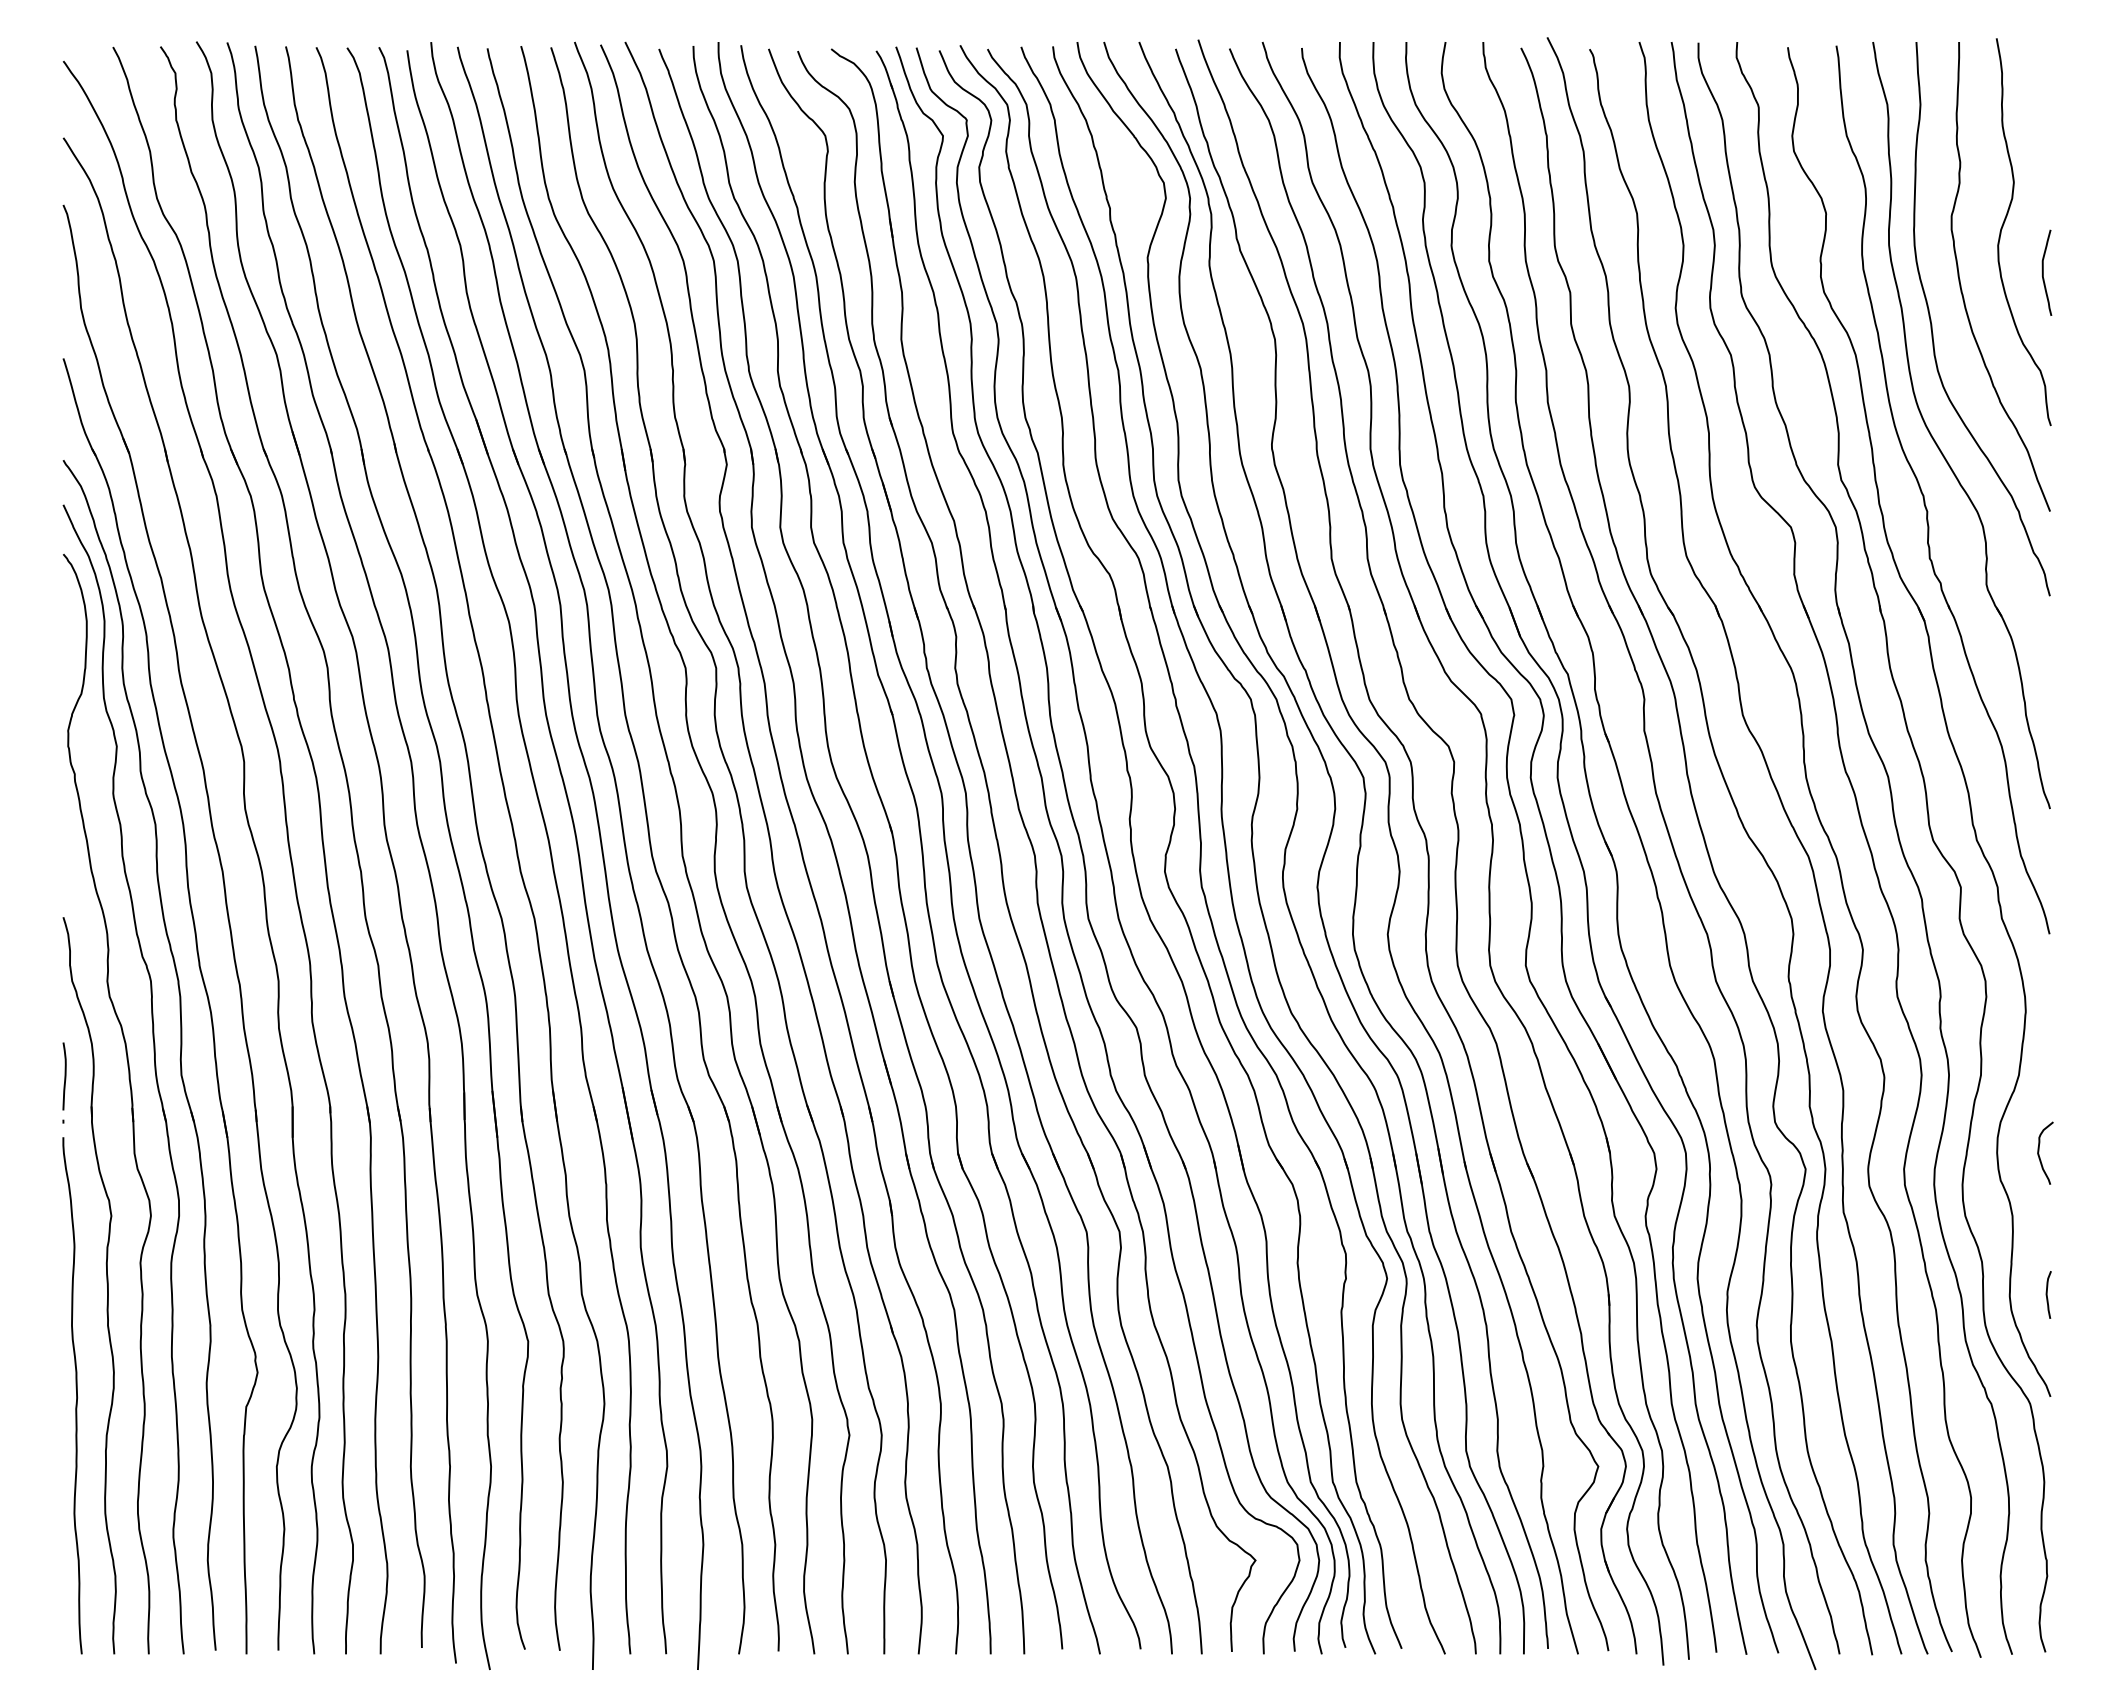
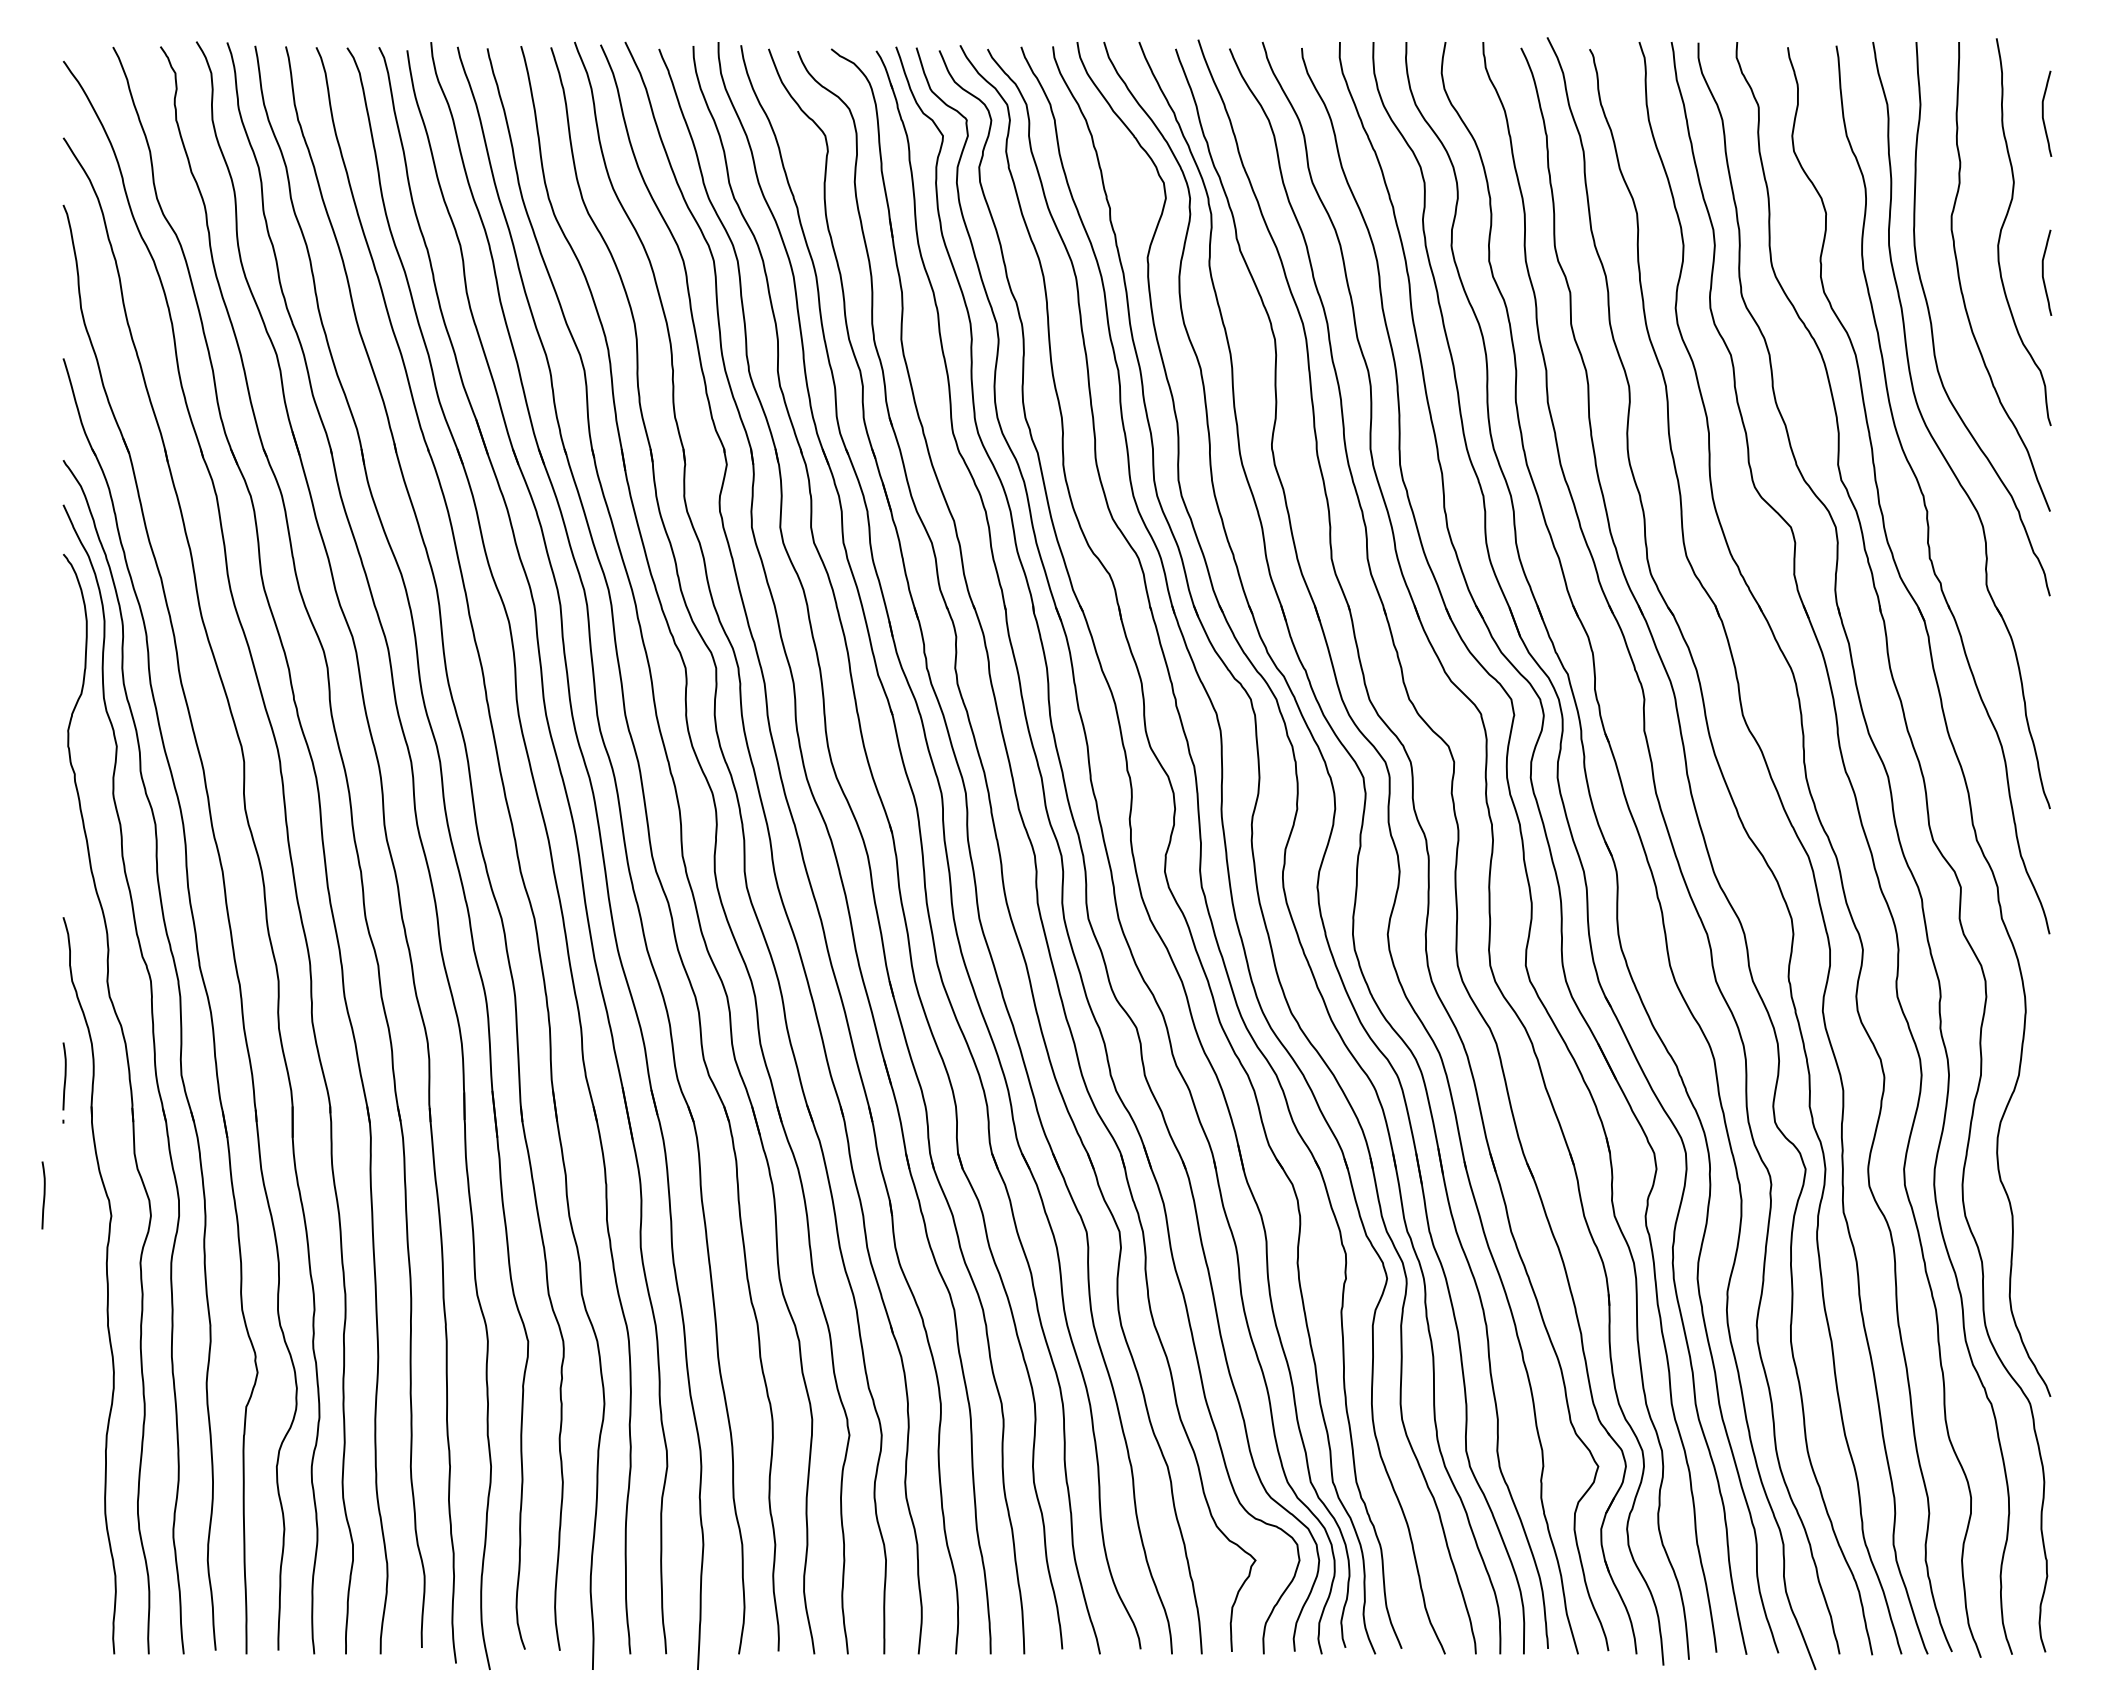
curve: none -> present (2043, 113)
curve: present -> none (2039, 1152)
curve: none -> present (43, 1195)
curve: present -> none (2047, 1294)
curve: present -> none (76, 1395)
